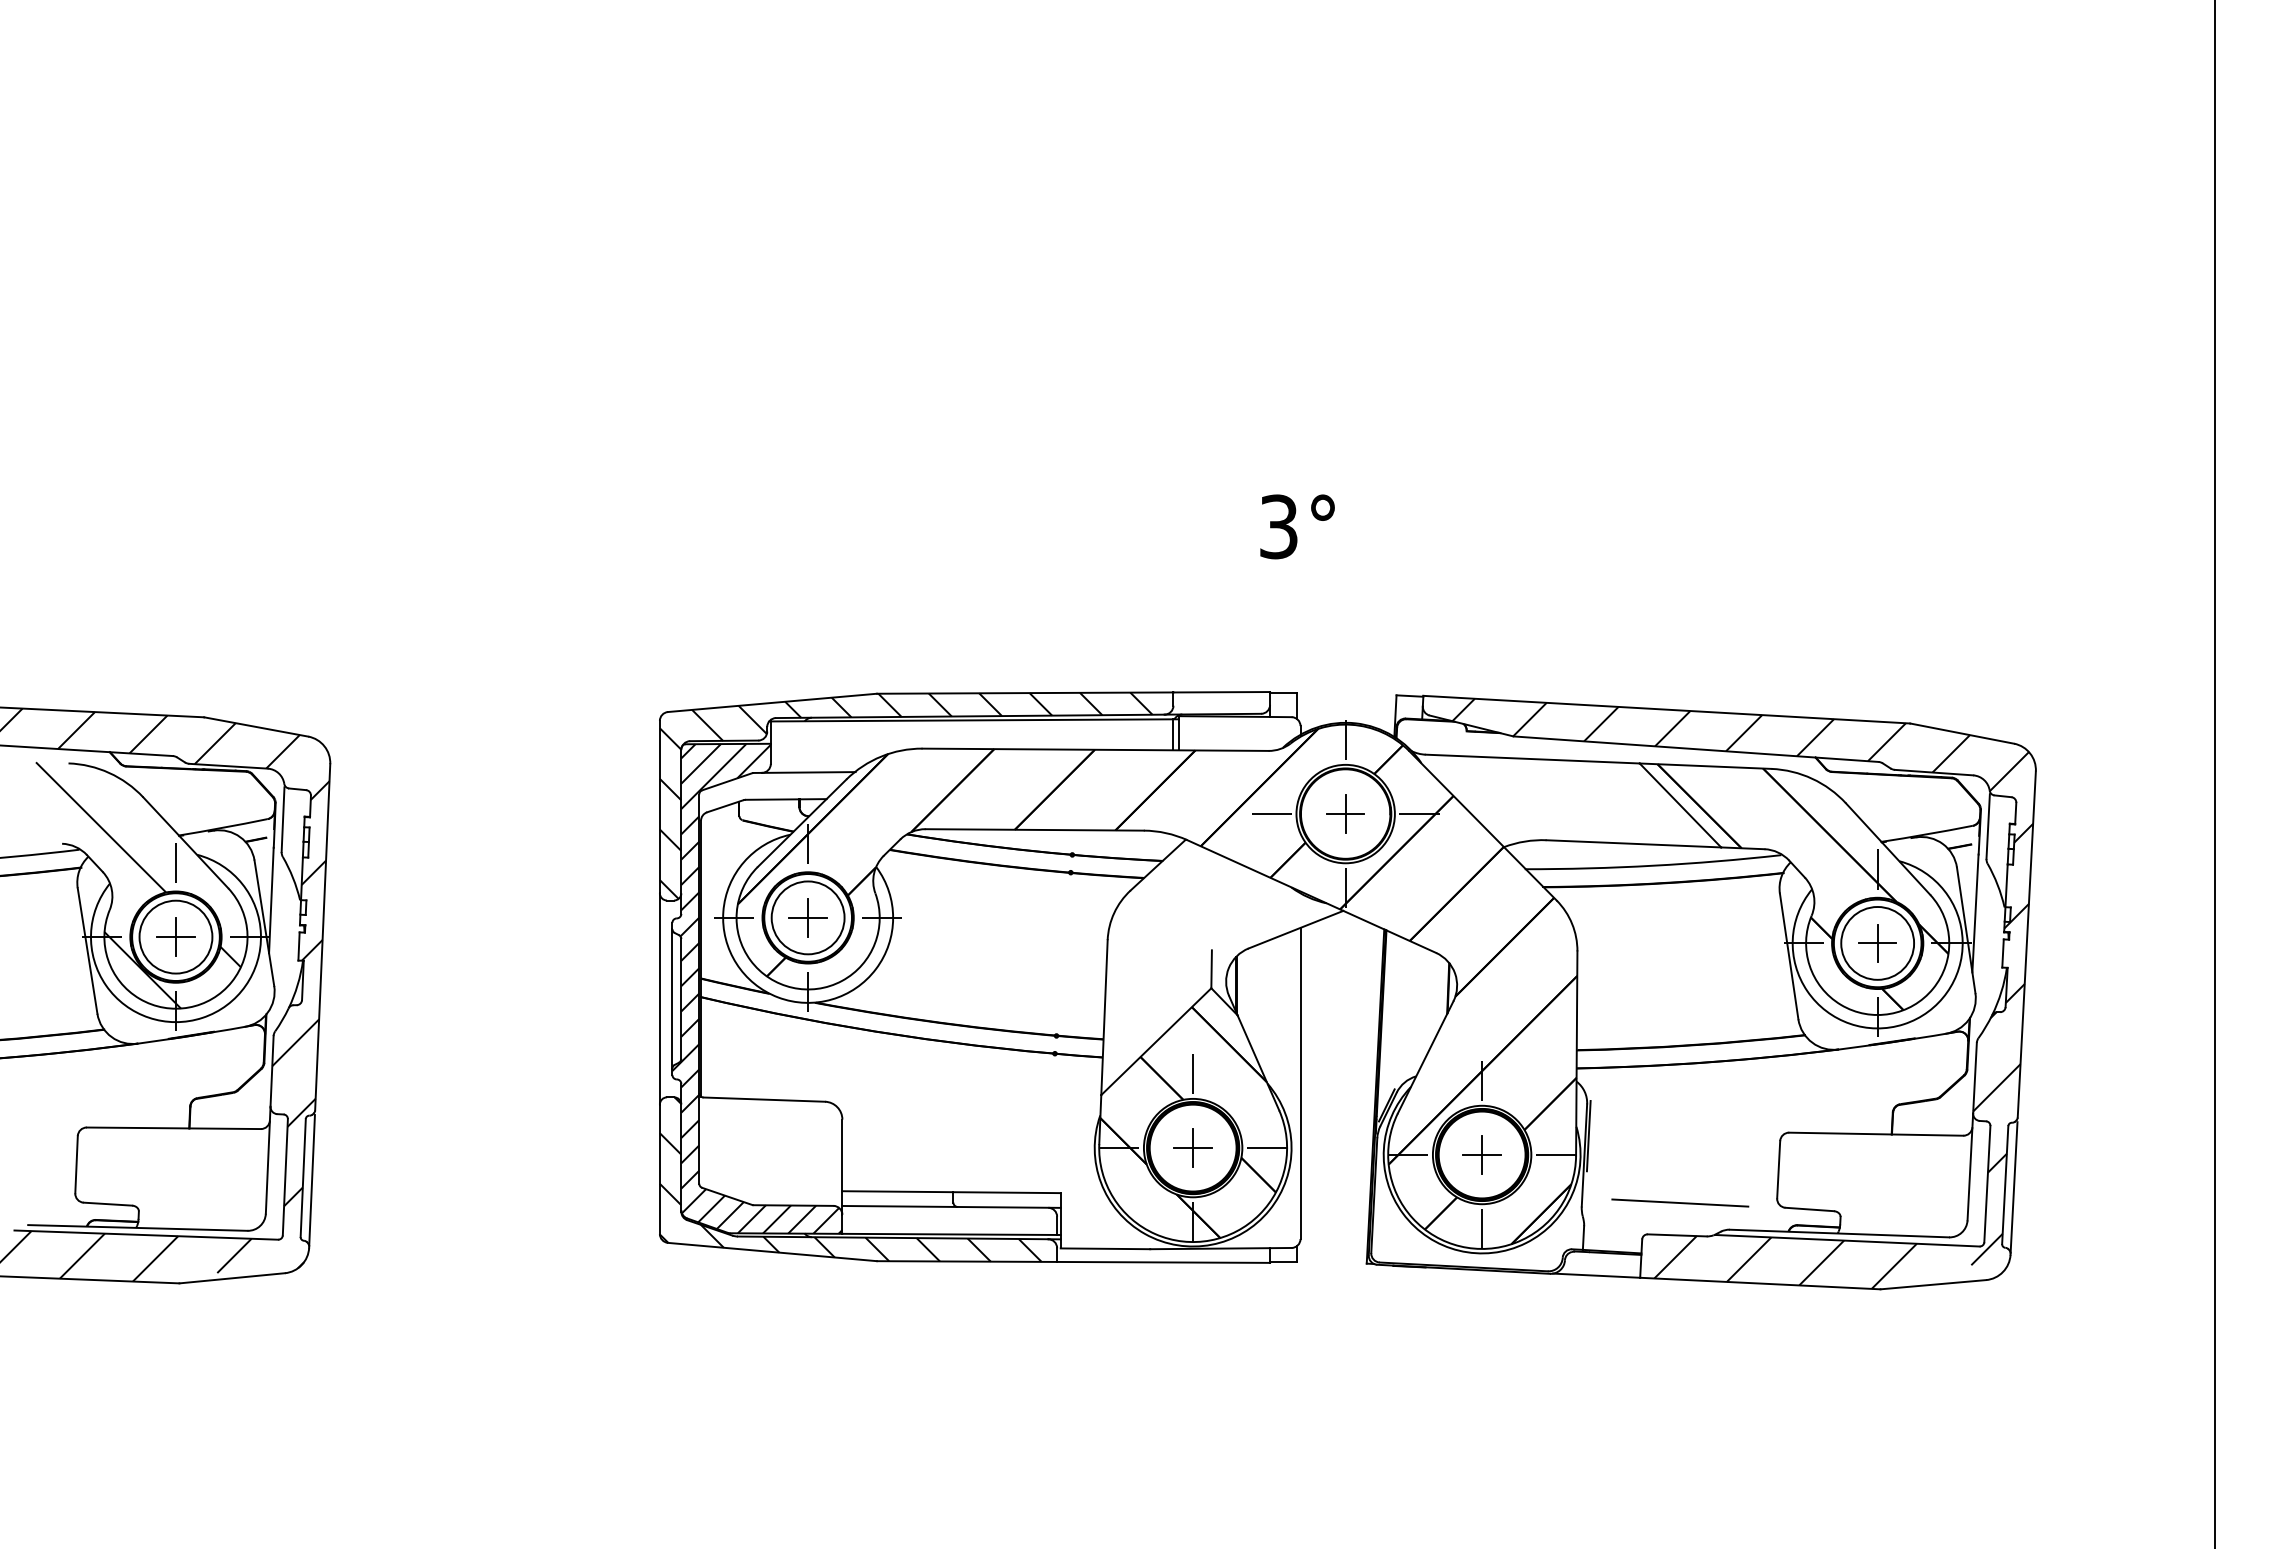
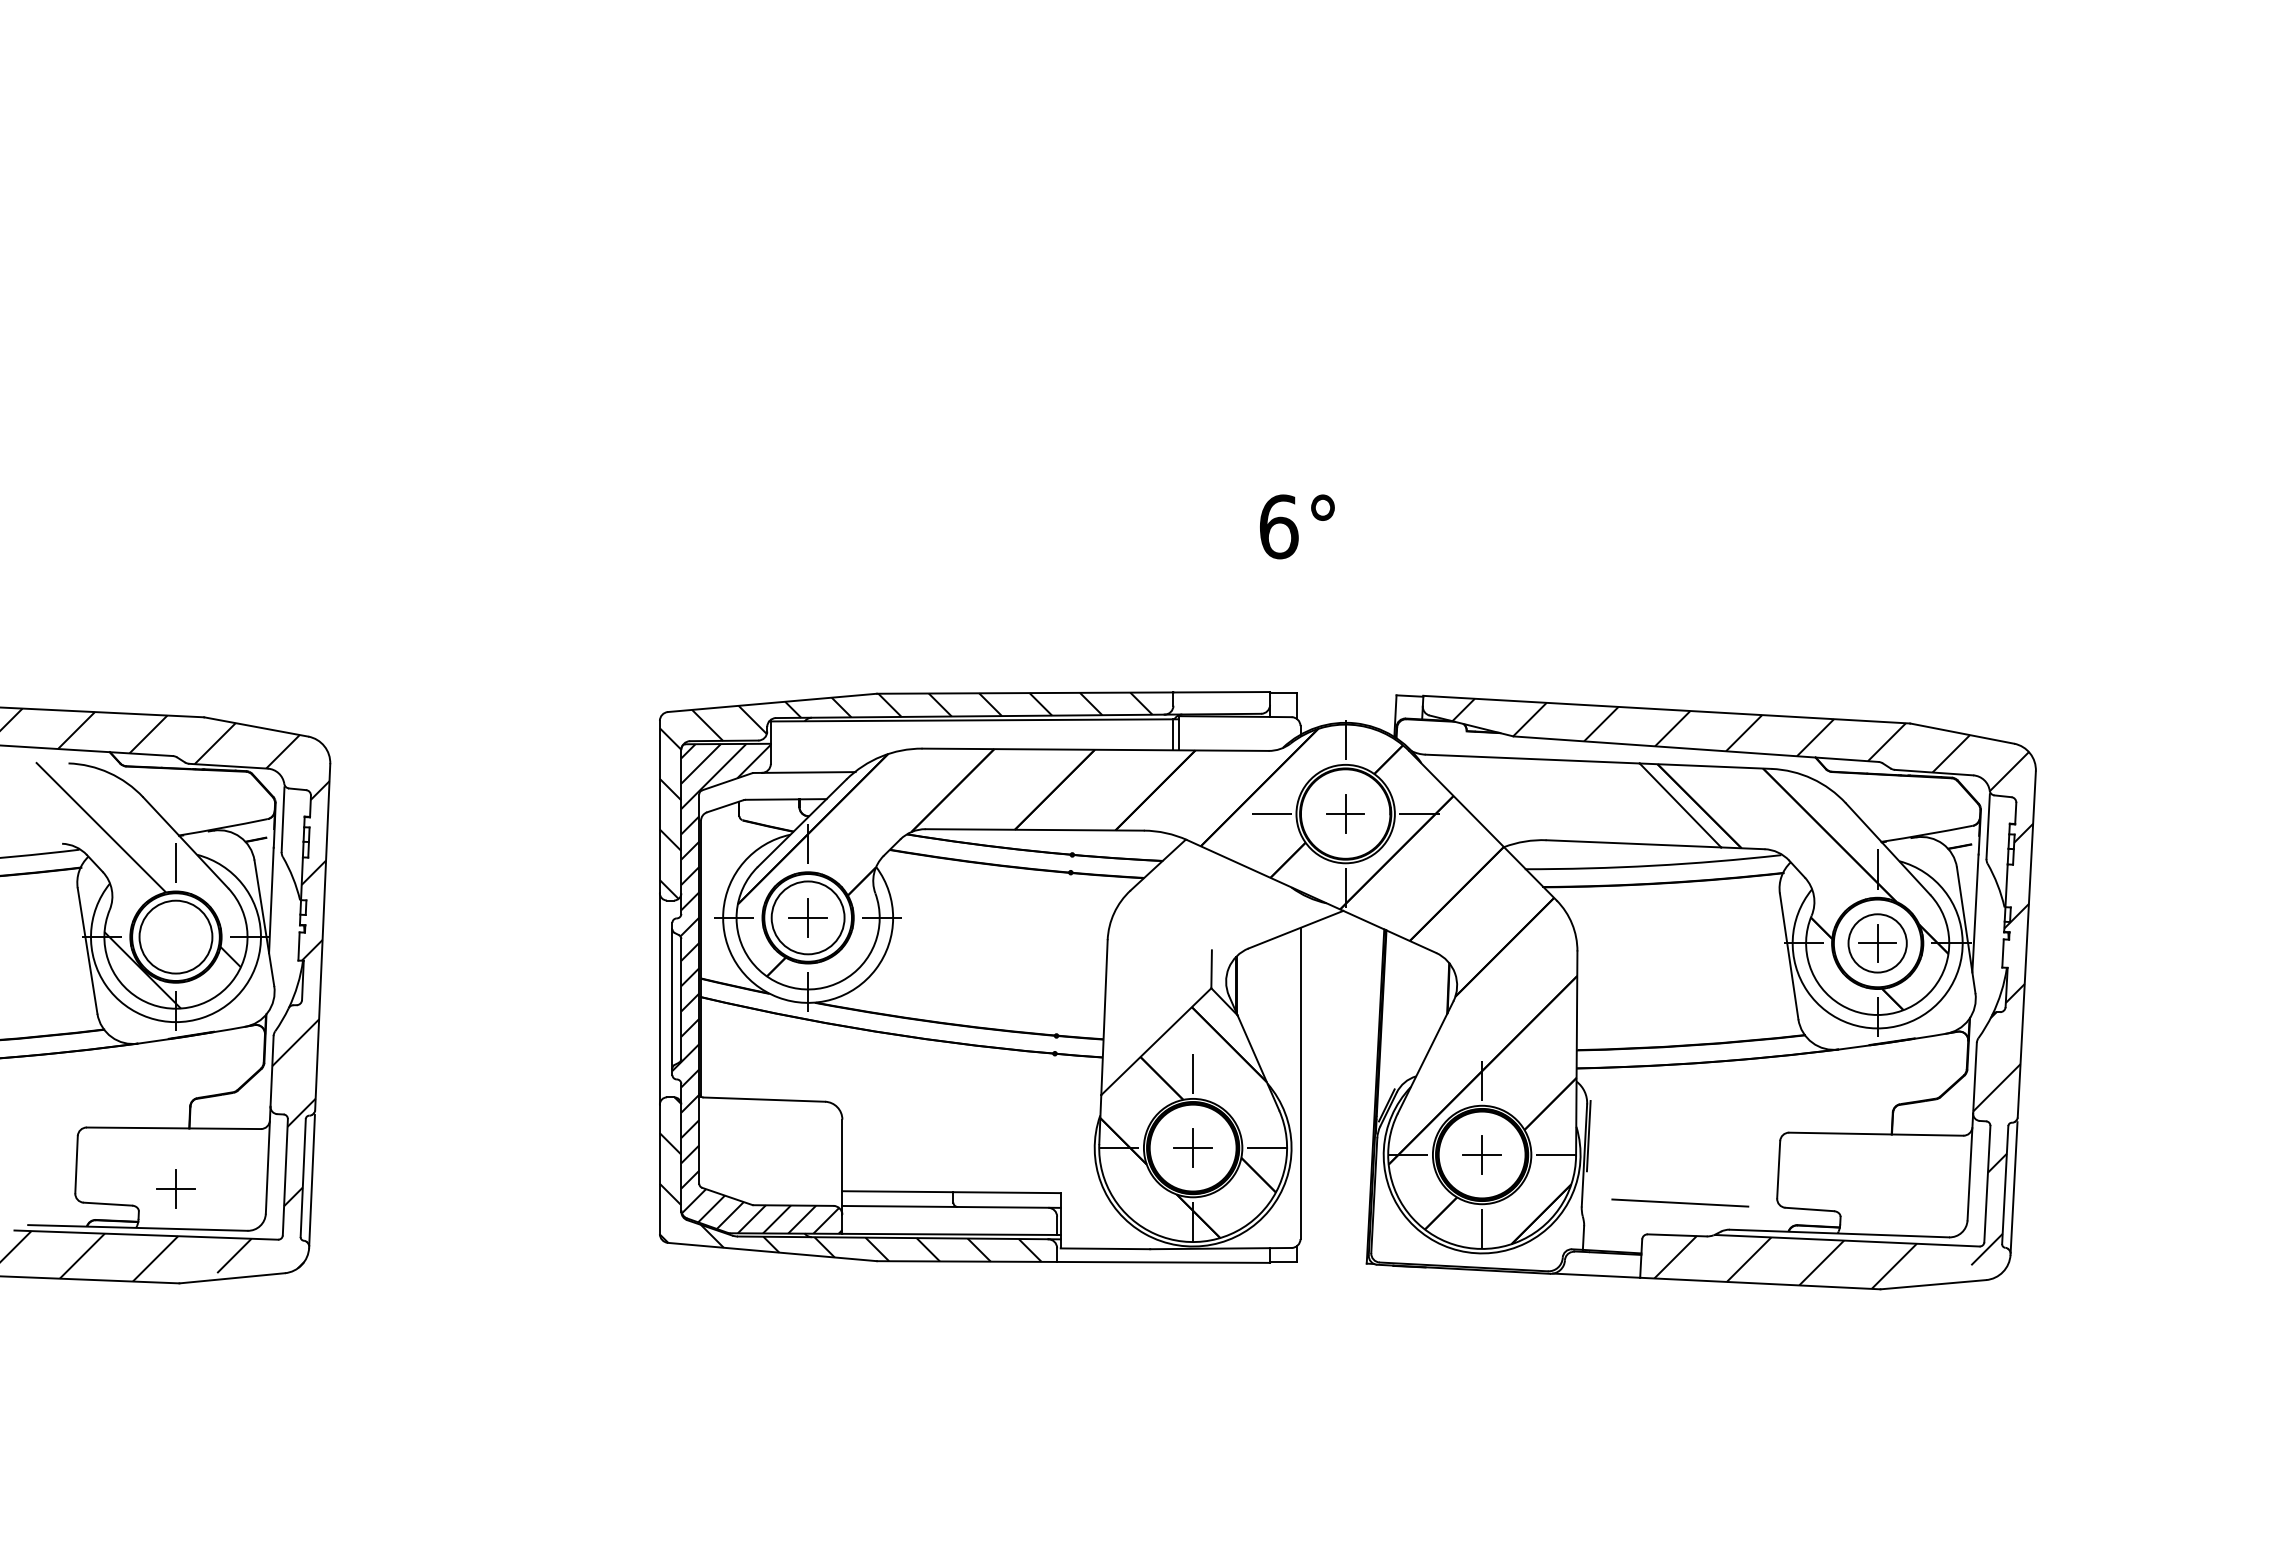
text: 3° -> 6° (1279, 526)
line: present -> none (2215, 773)
part position: (175, 936) -> (175, 1188) (175, 1188)
circle diameter: 73 px -> 58 px (1877, 943)
